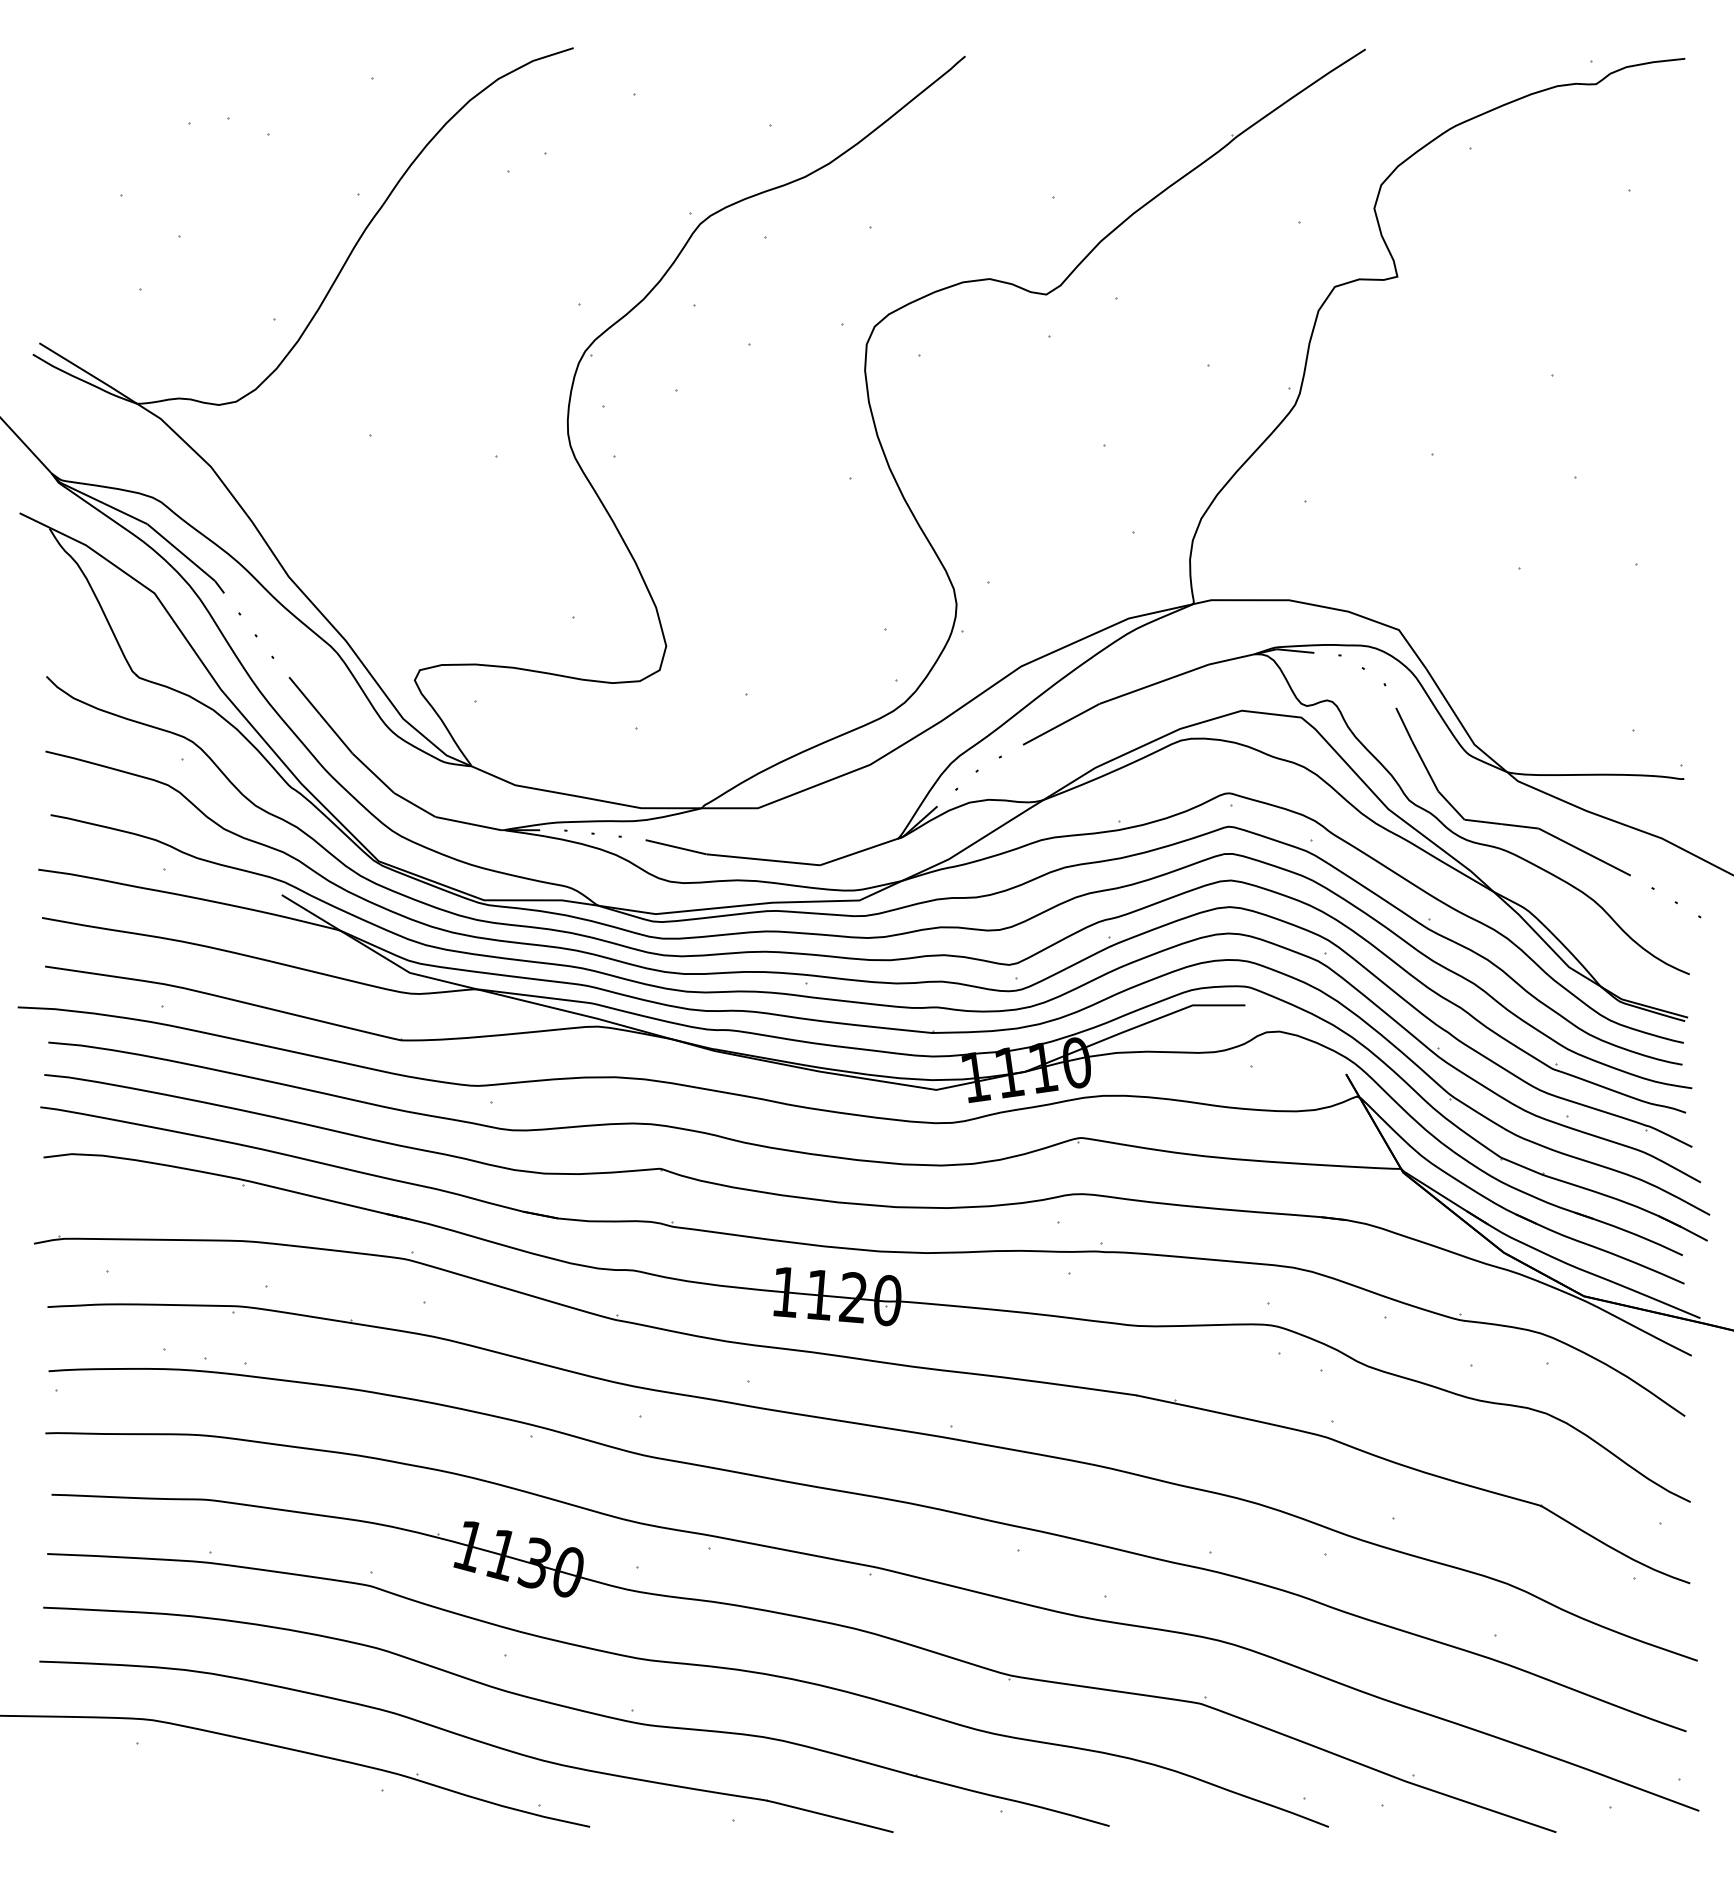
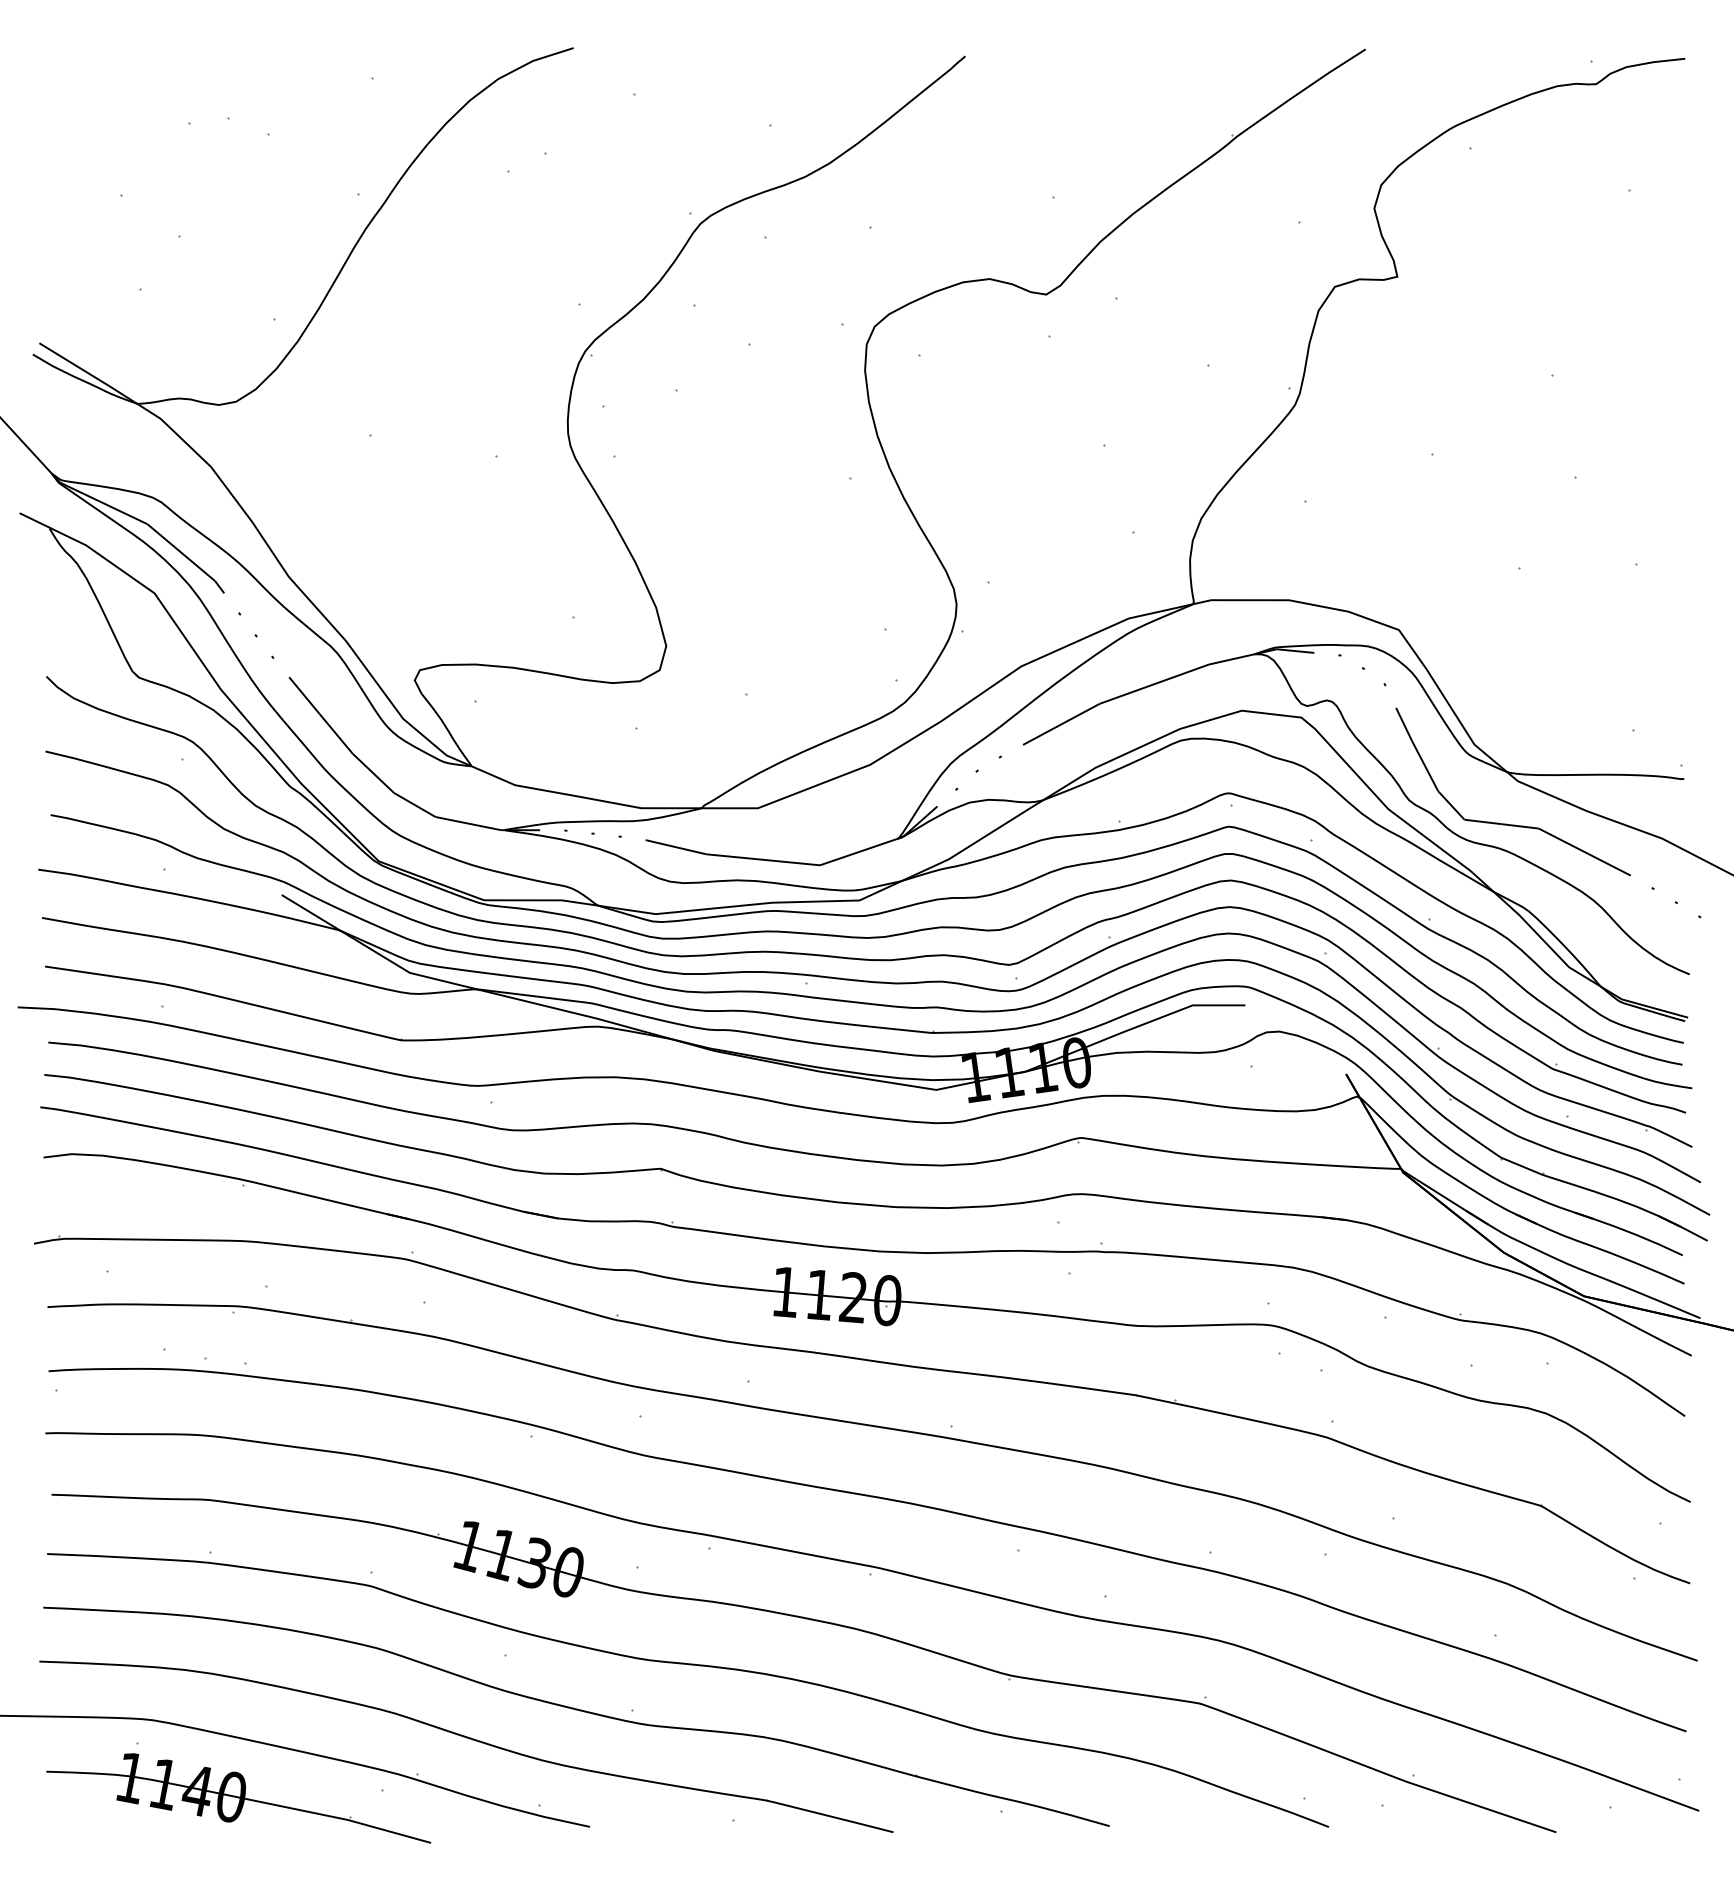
part: none -> present (238, 1798)
